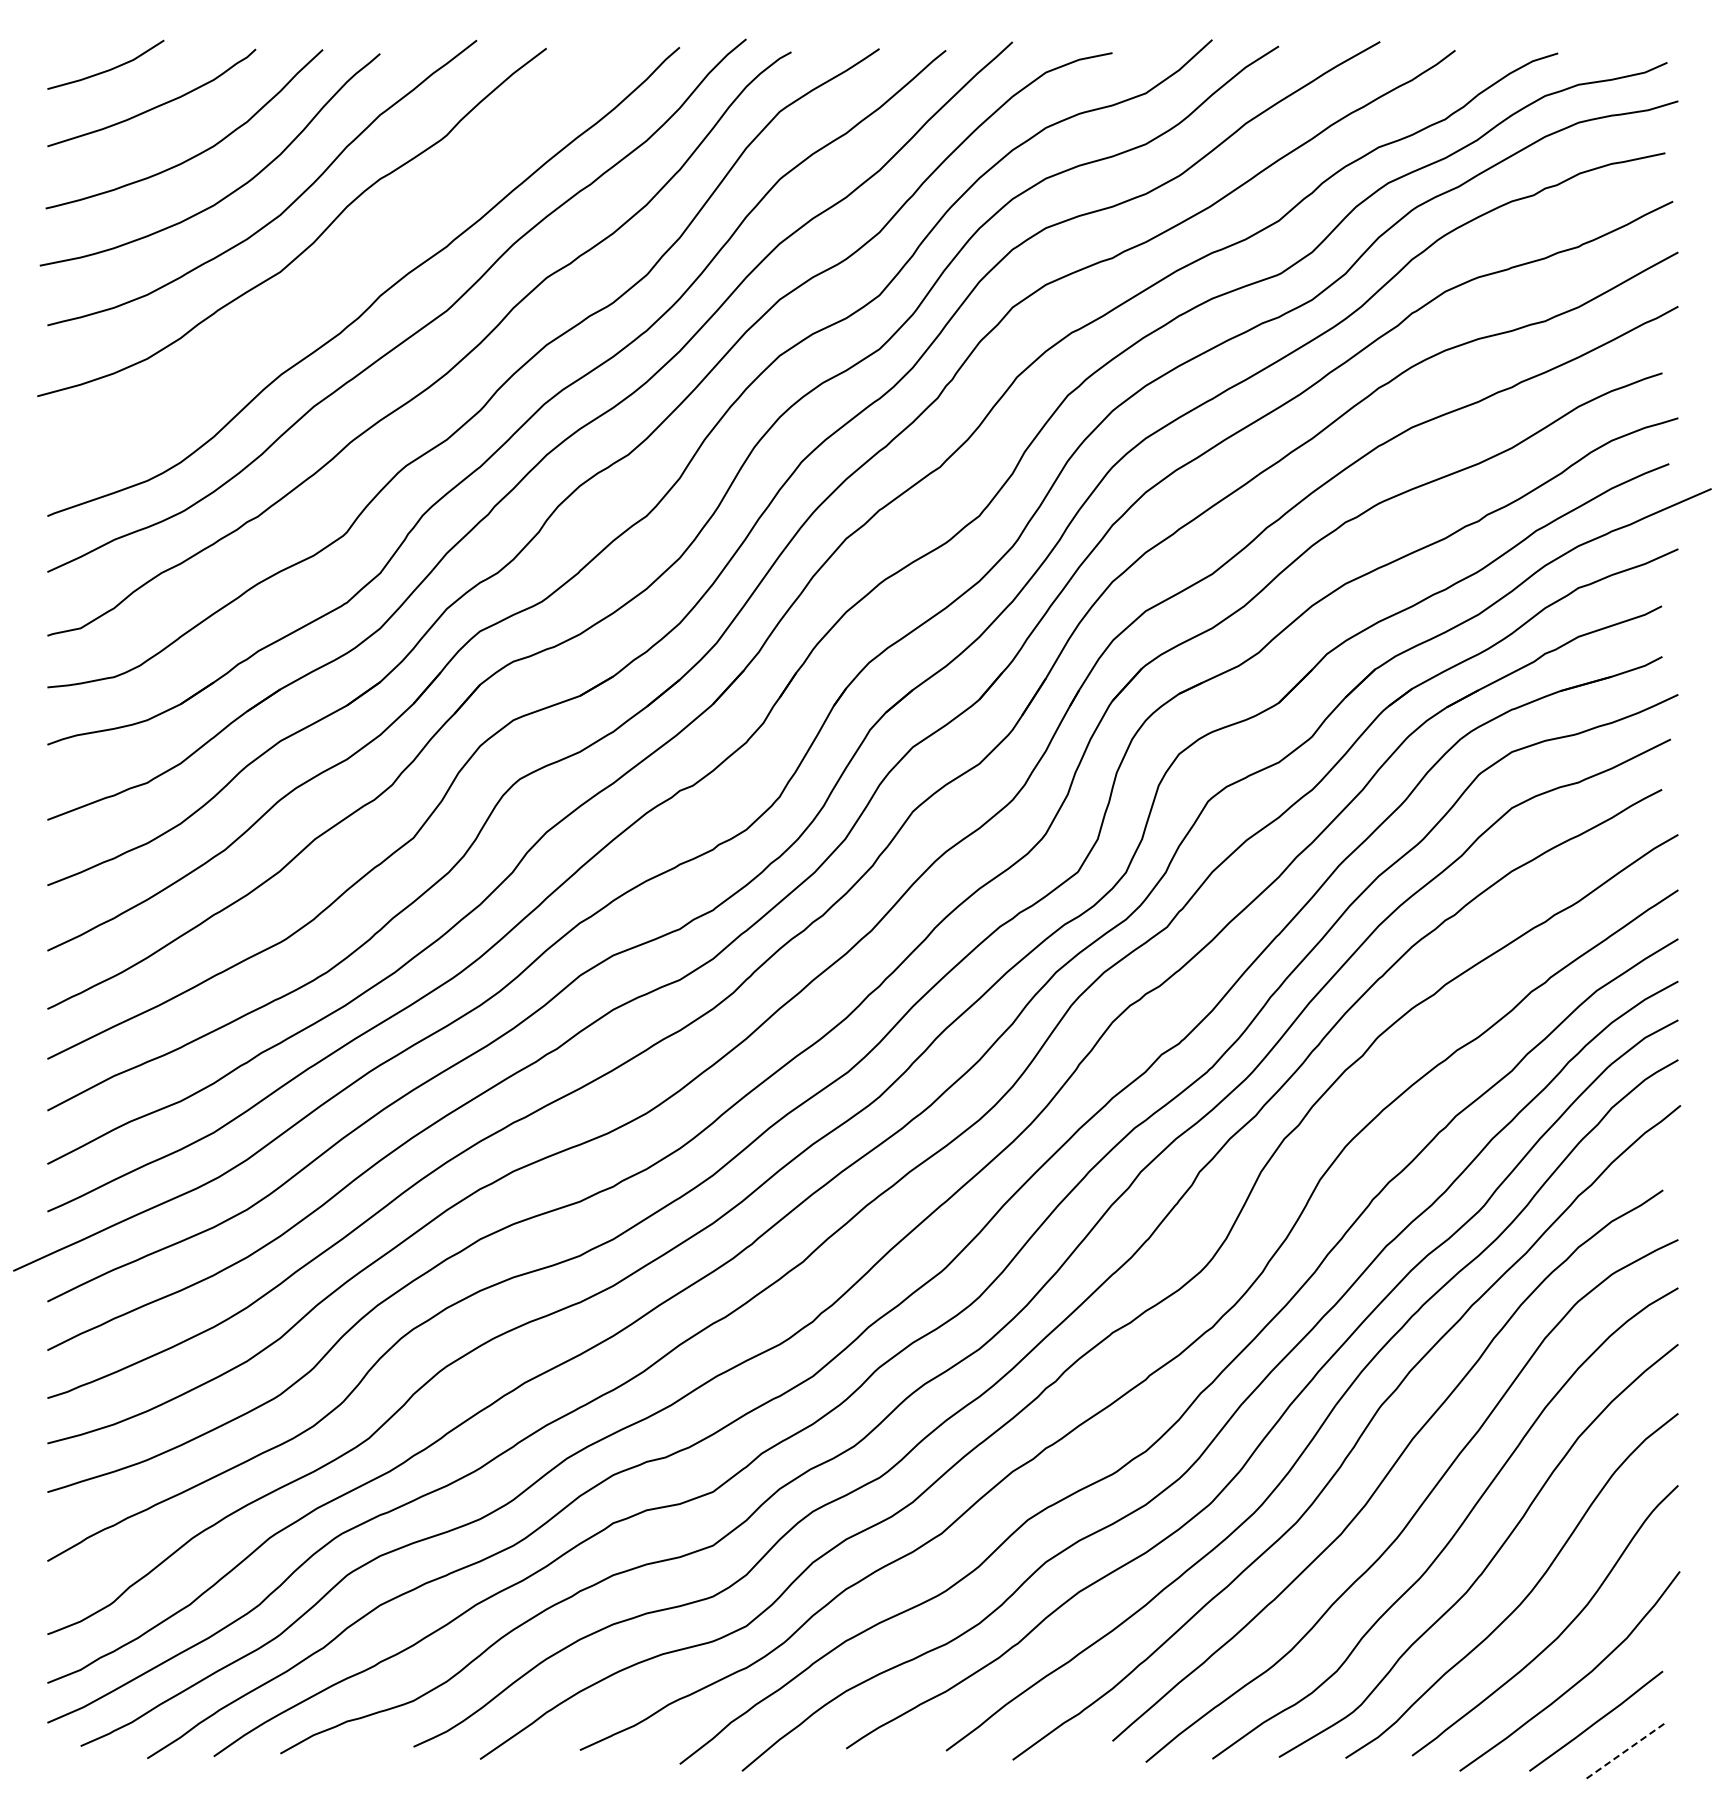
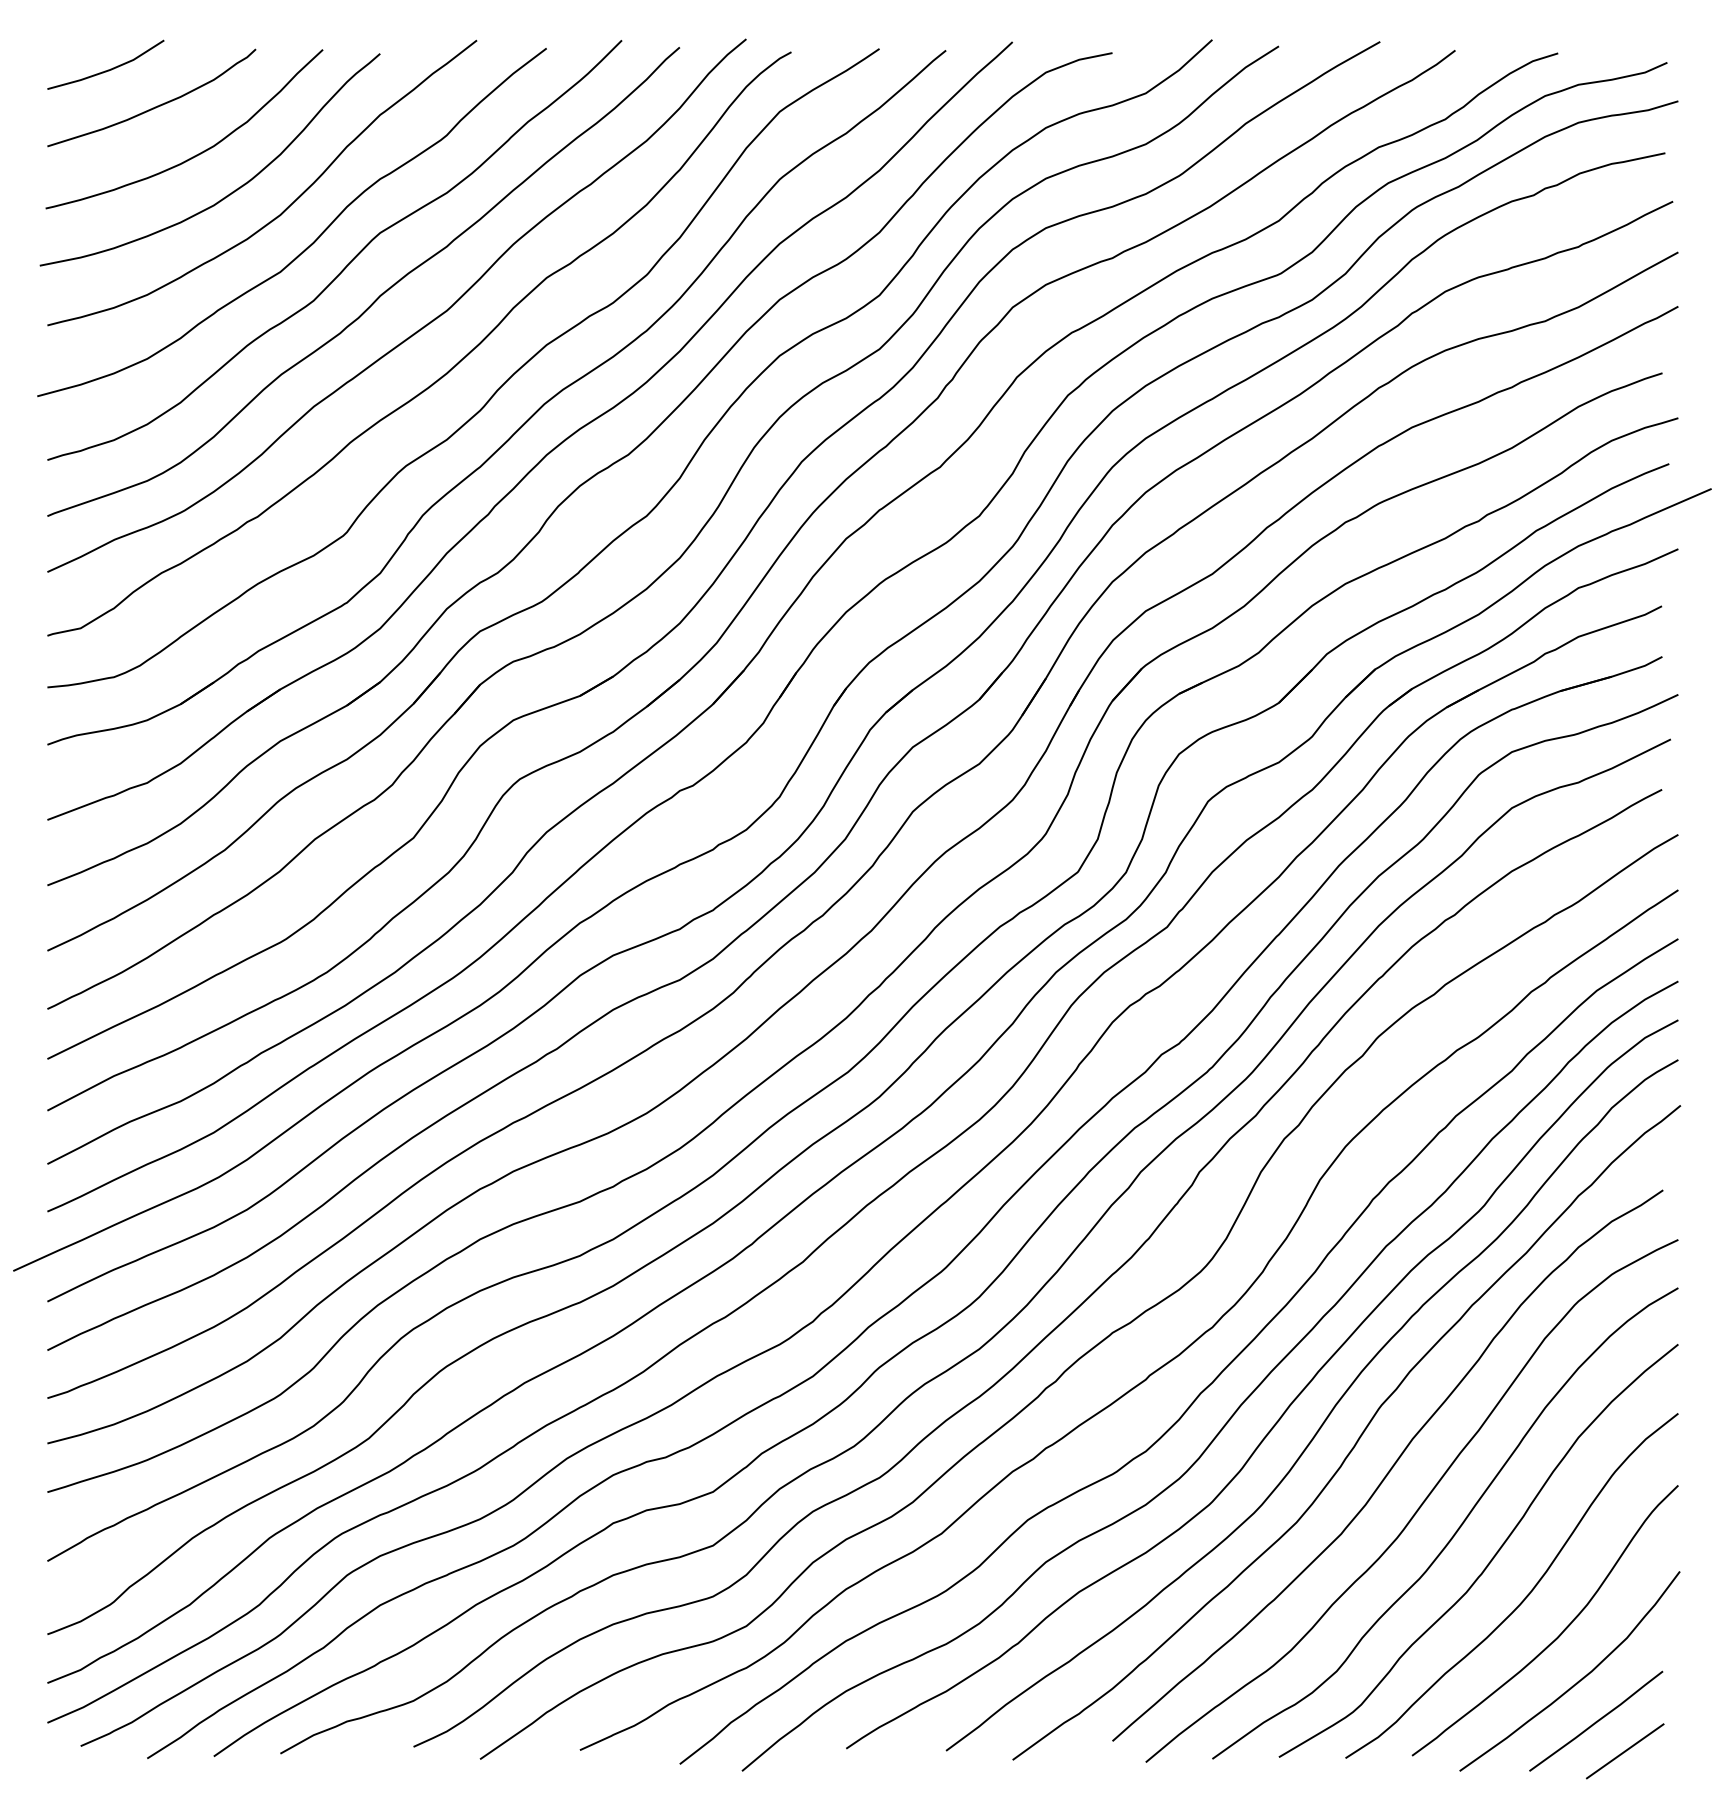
curve: none -> present (348, 263)
line: dashed -> solid (1625, 1751)
